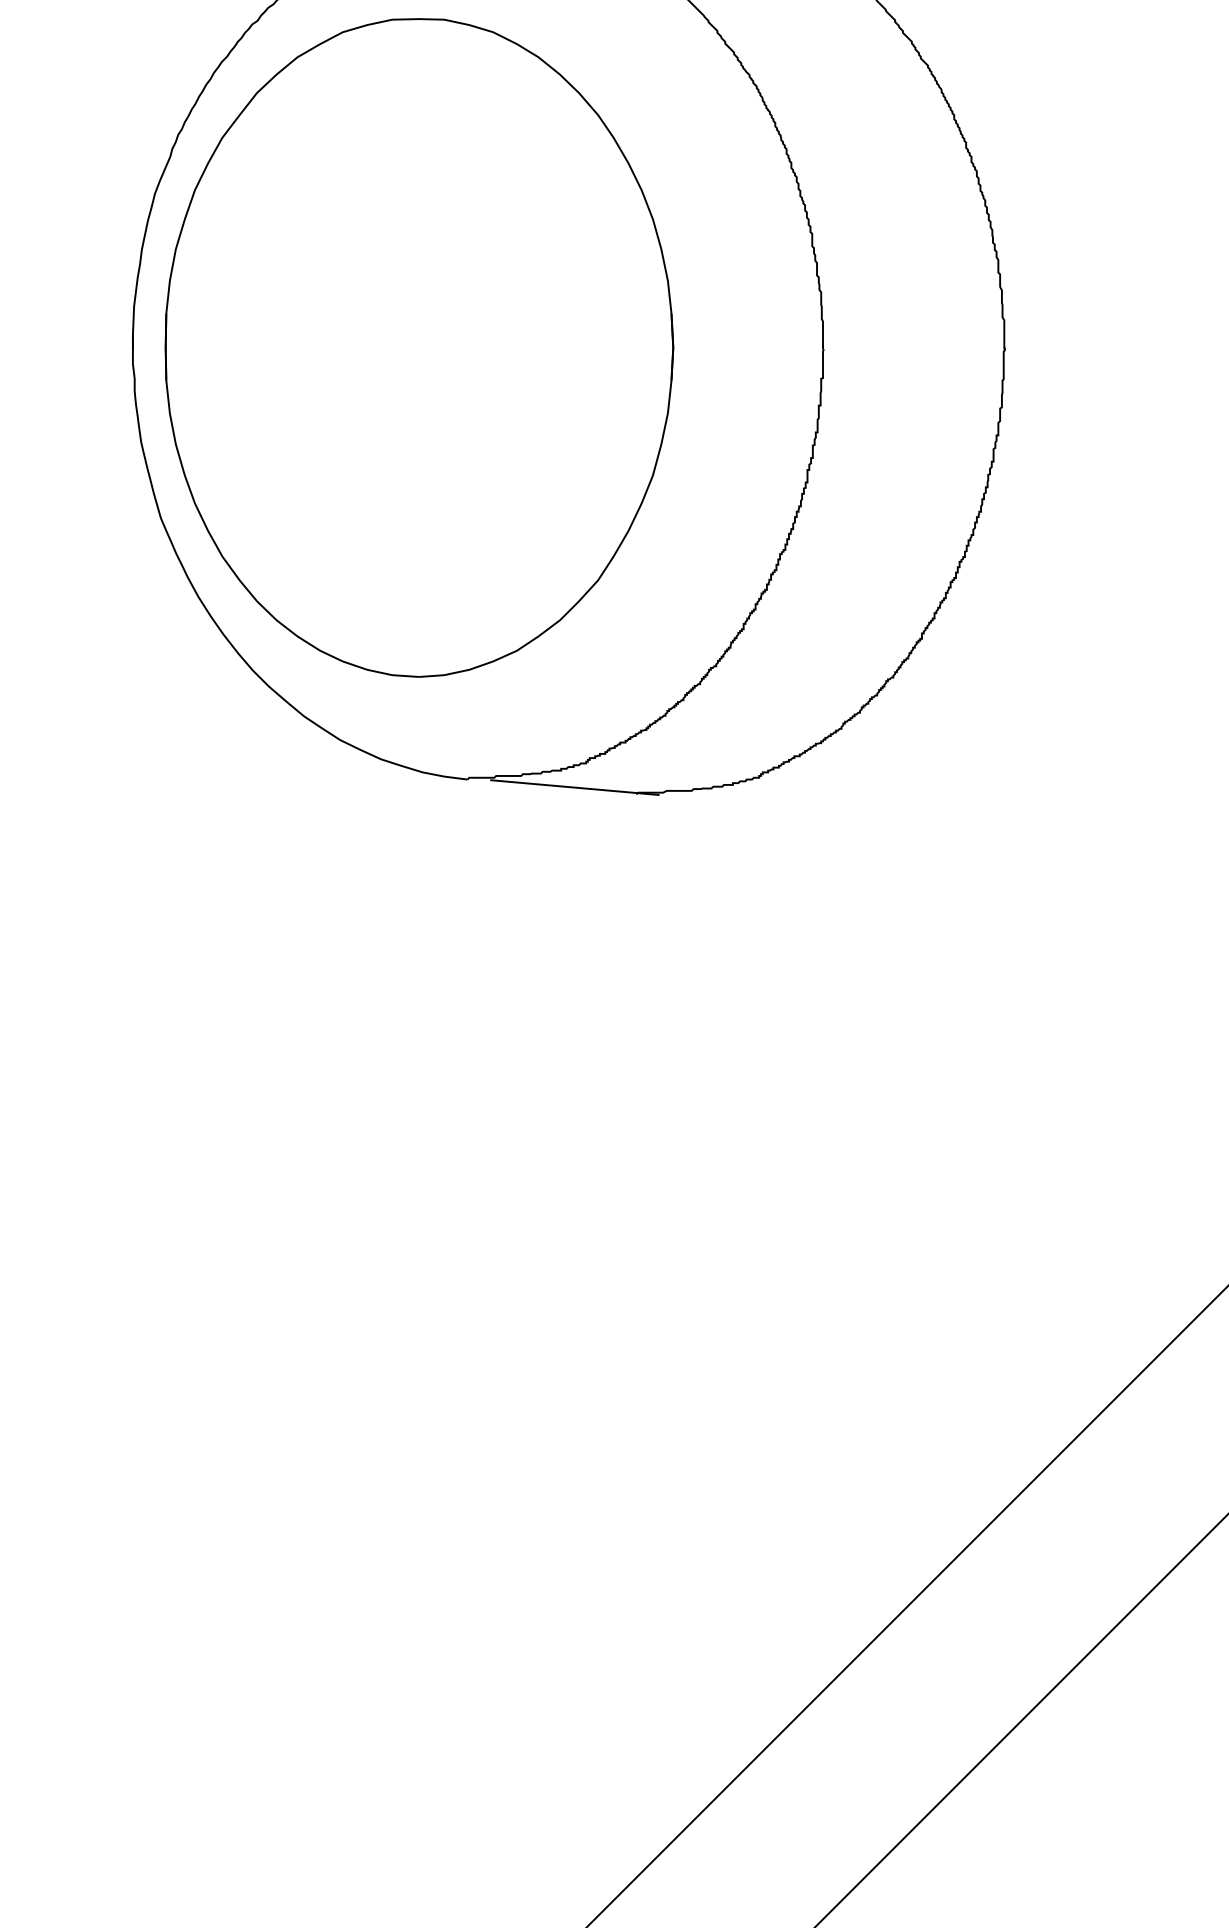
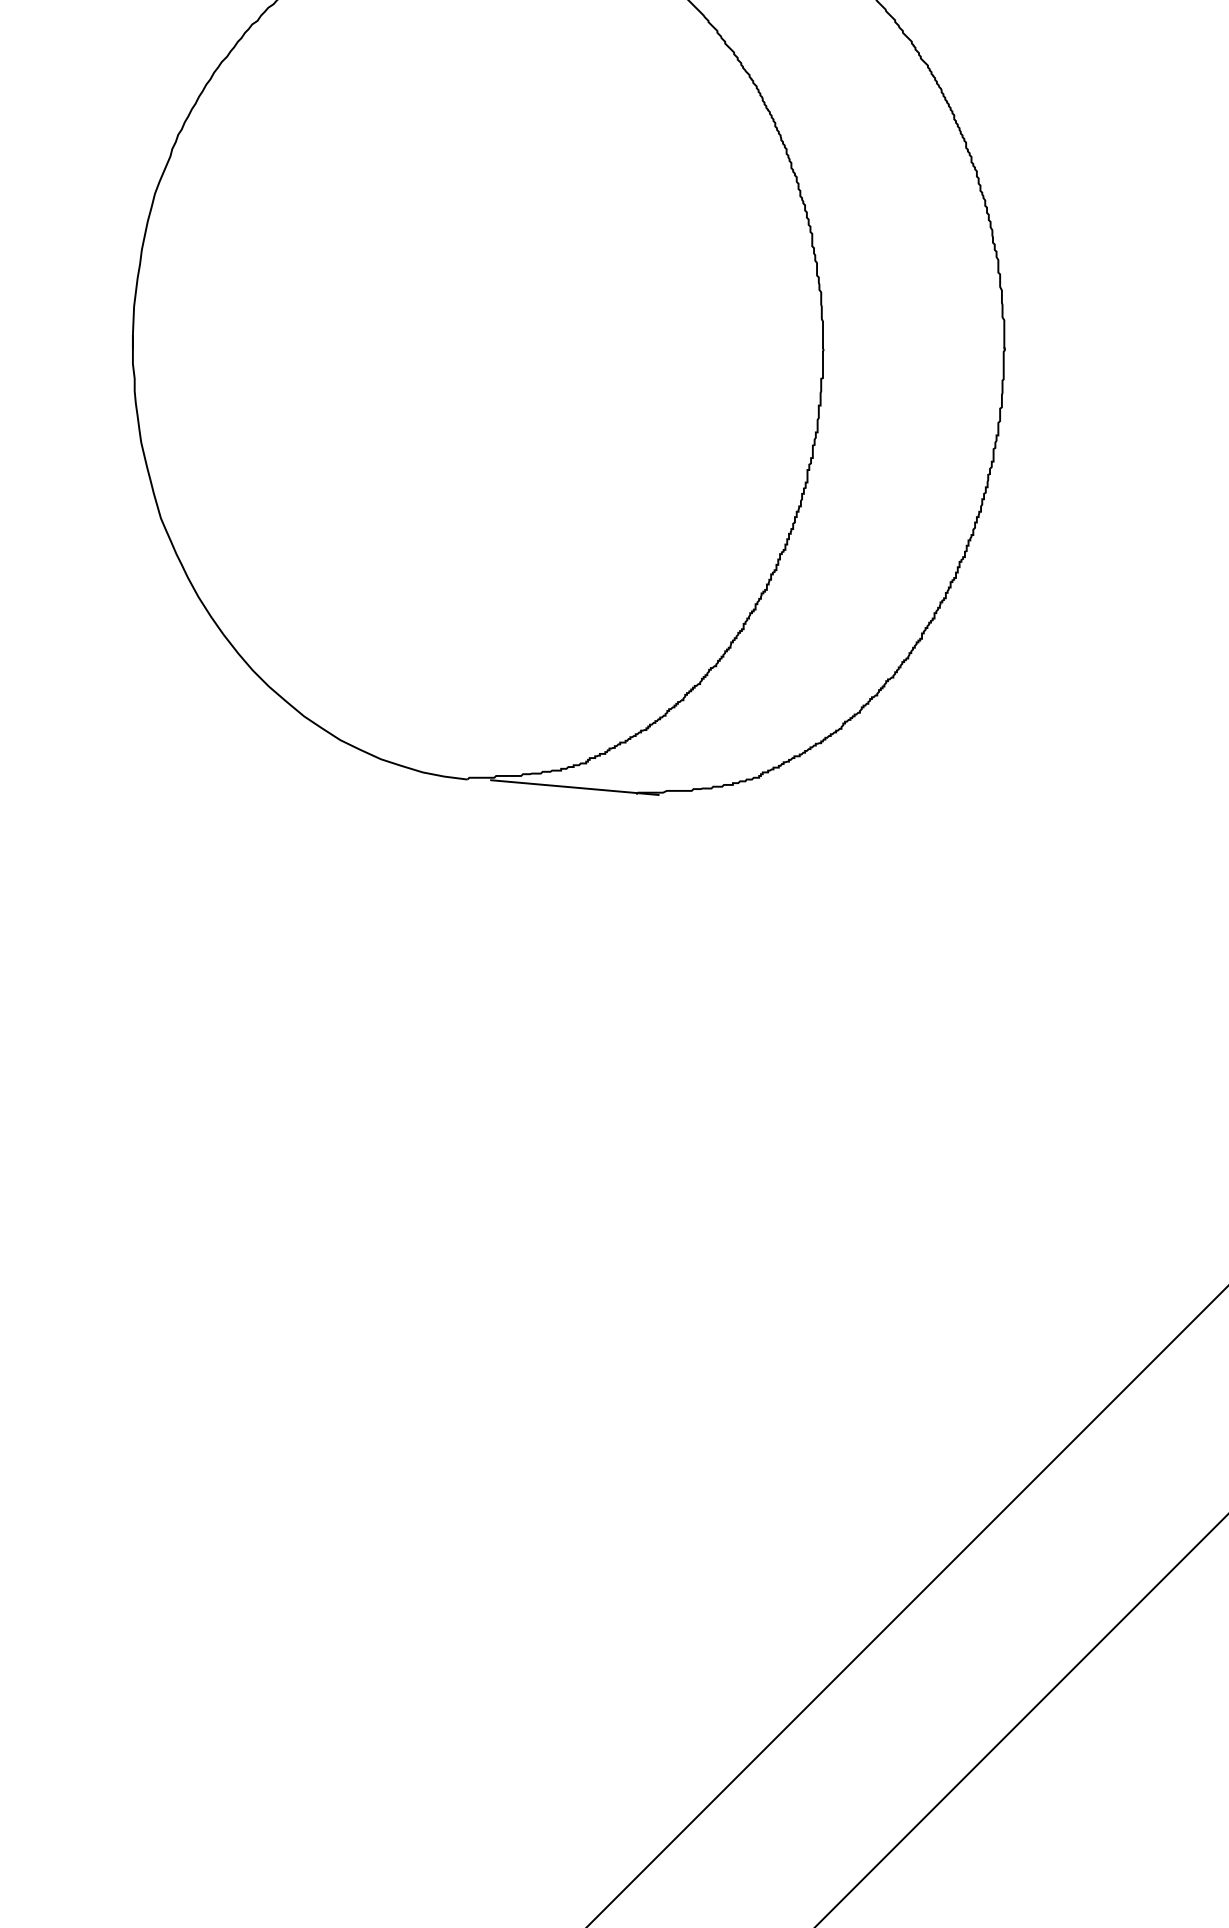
part: present -> none (419, 347)
